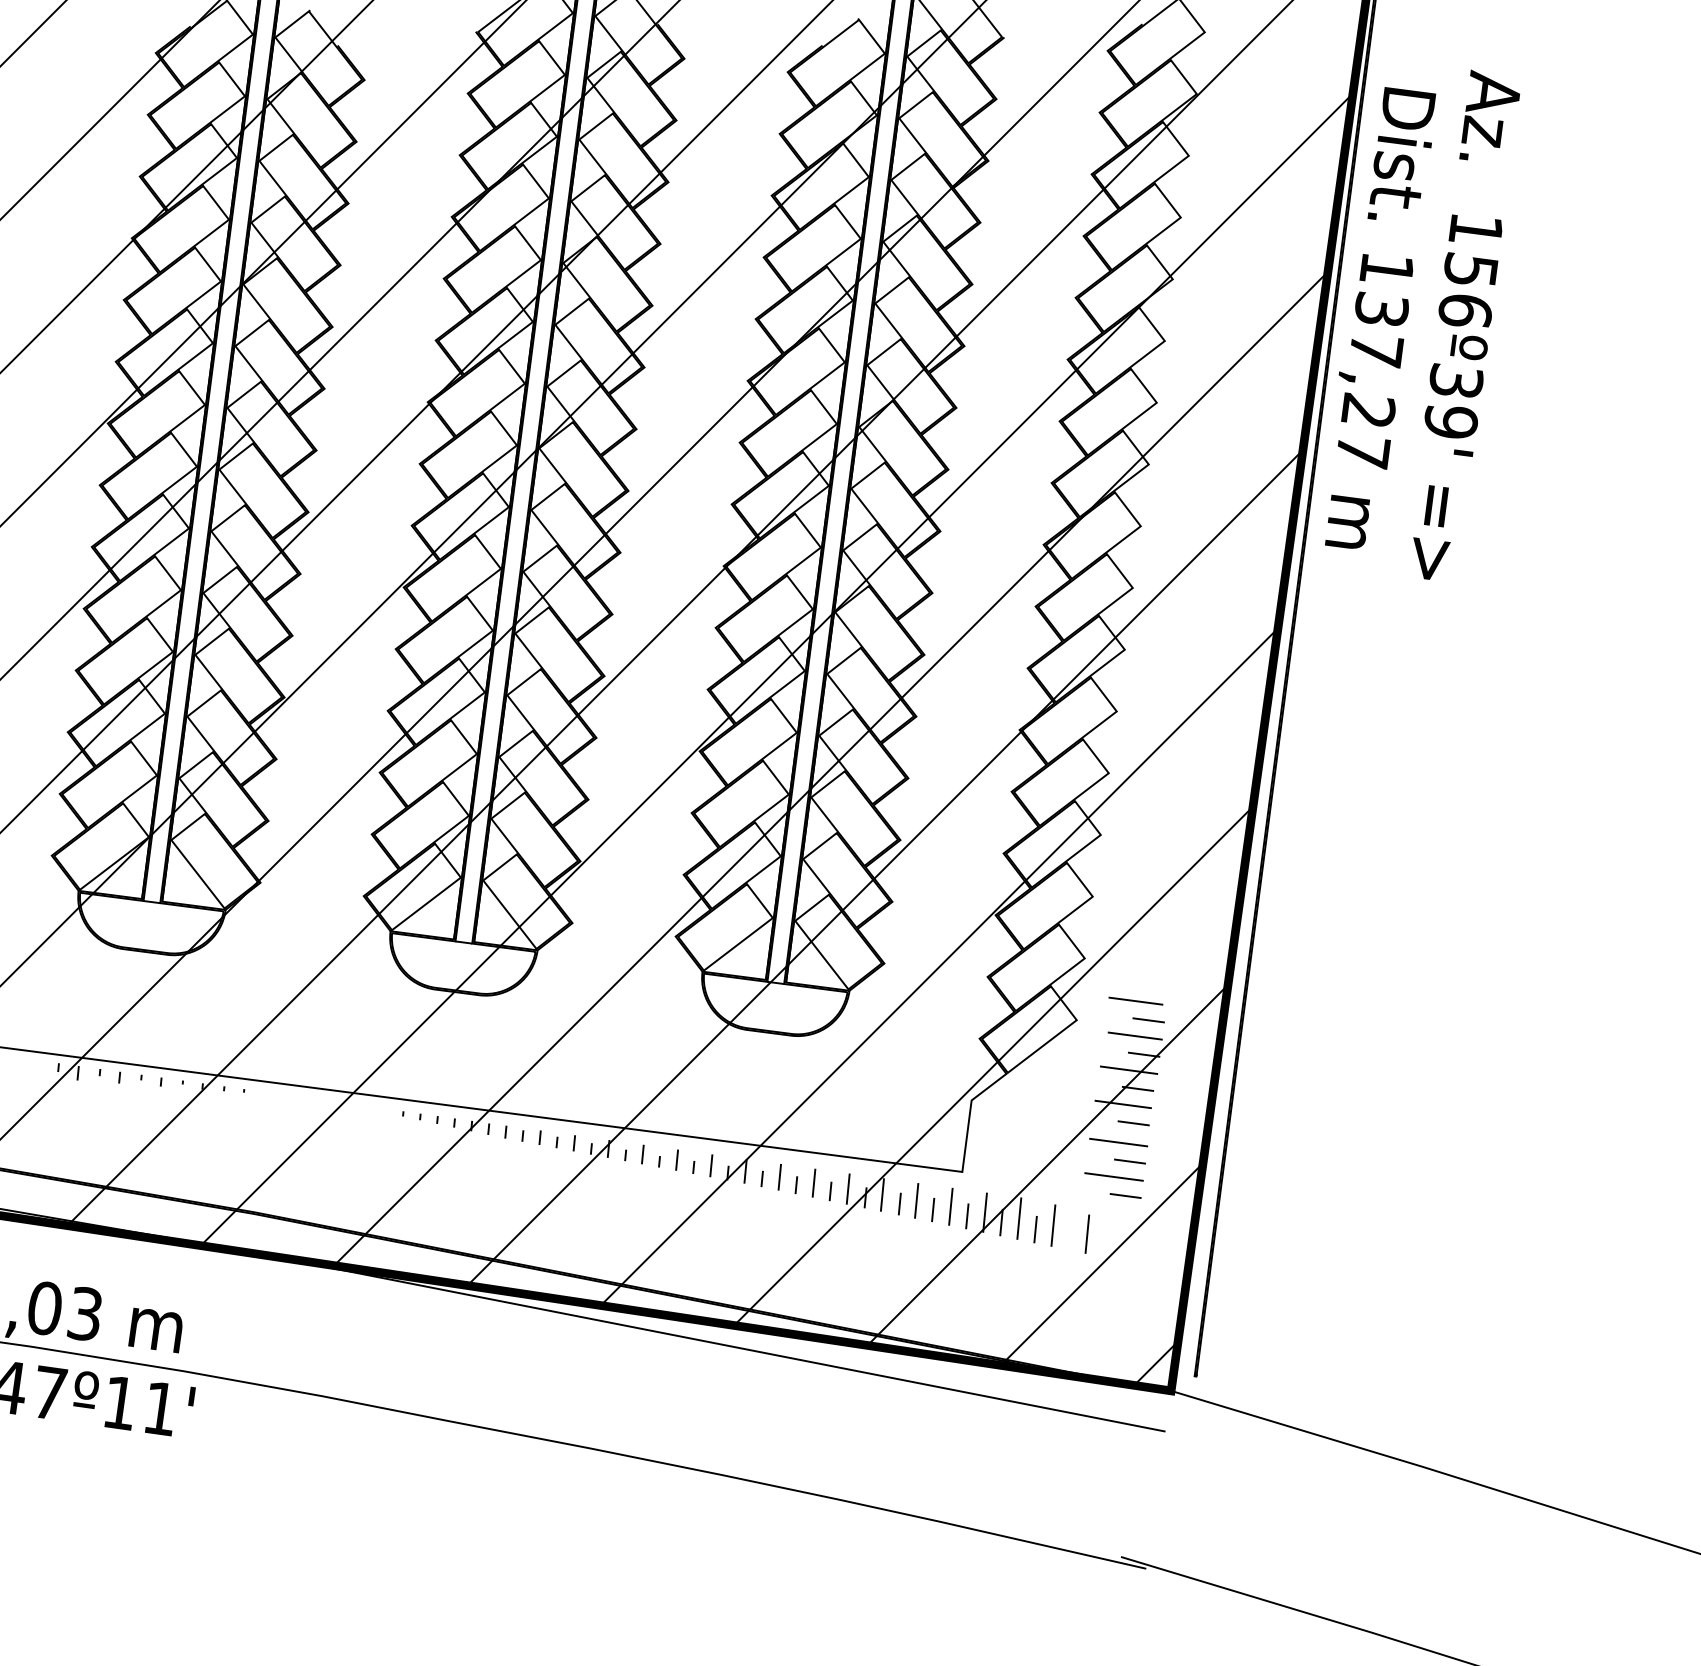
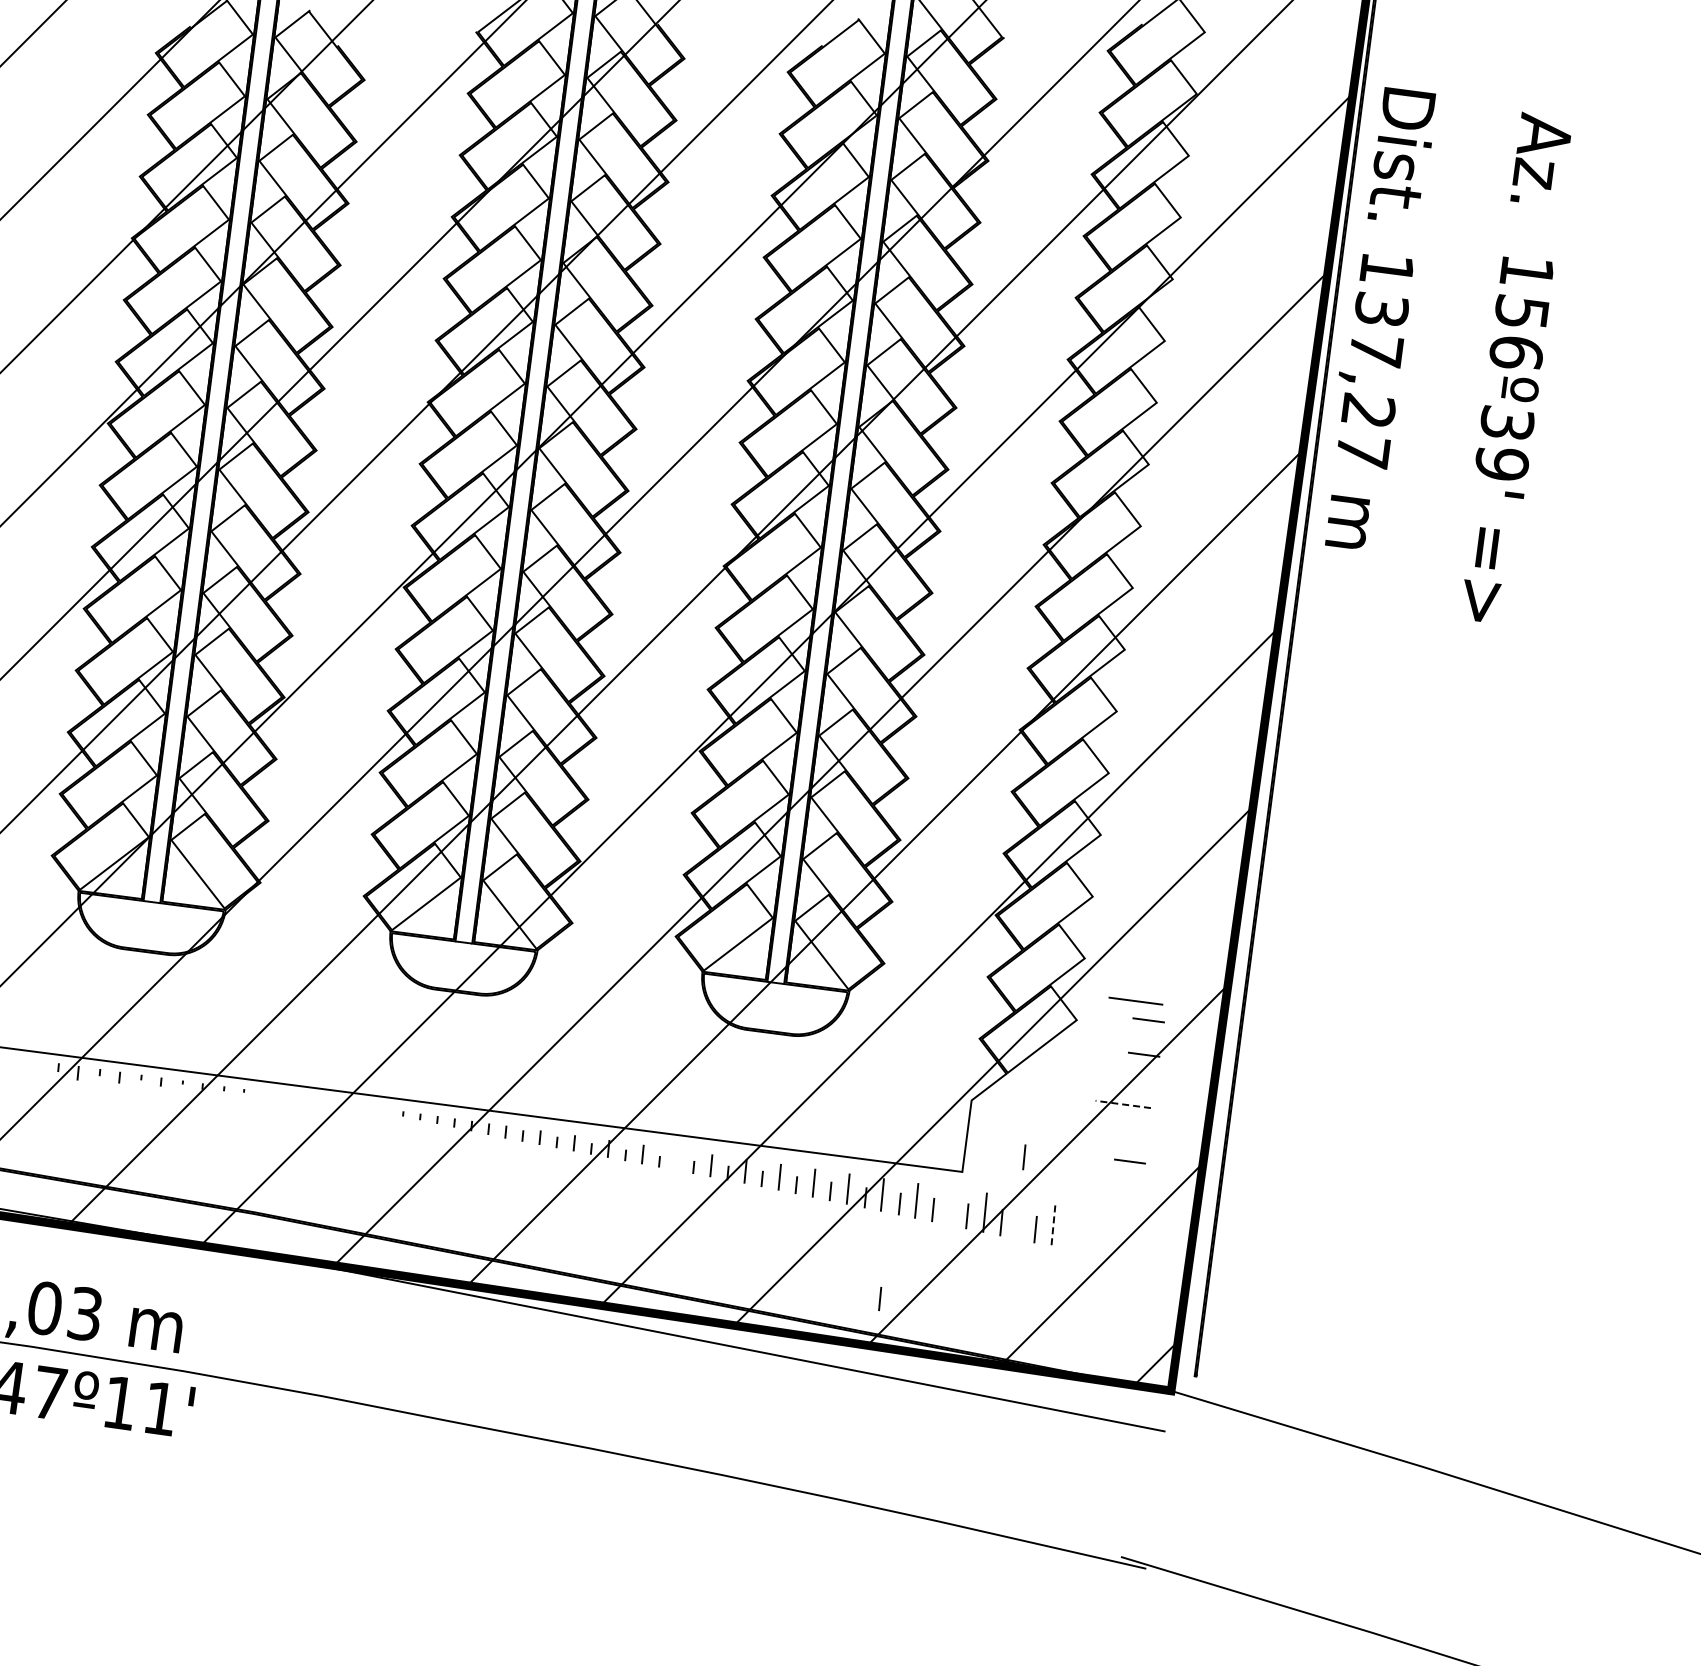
text position: (1466, 324) -> (1517, 366) (1517, 366)
line: present -> none (1134, 1035)
line: present -> none (1128, 1069)
line: present -> none (1137, 1088)
line: solid -> dashed (1123, 1104)
line: present -> none (1133, 1123)
line: present -> none (1118, 1142)
line: none -> present (1024, 1157)
line: present -> none (676, 1159)
line: present -> none (1113, 1176)
line: present -> none (1125, 1195)
line: present -> none (950, 1206)
line: present -> none (1019, 1218)
line: solid -> dashed (1053, 1226)
line: present -> none (1087, 1233)
line: none -> present (880, 1299)
